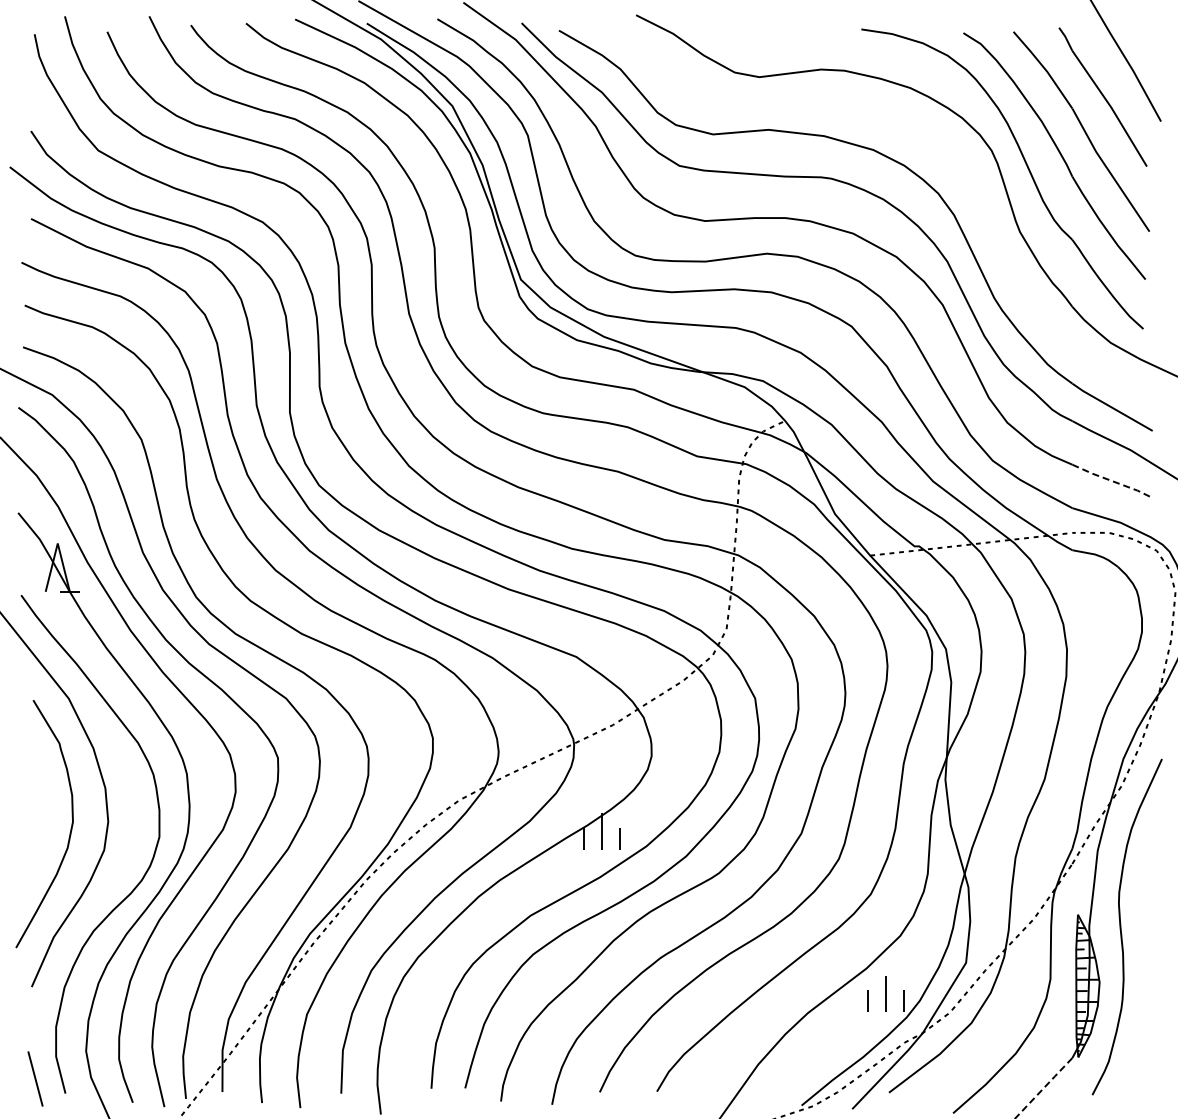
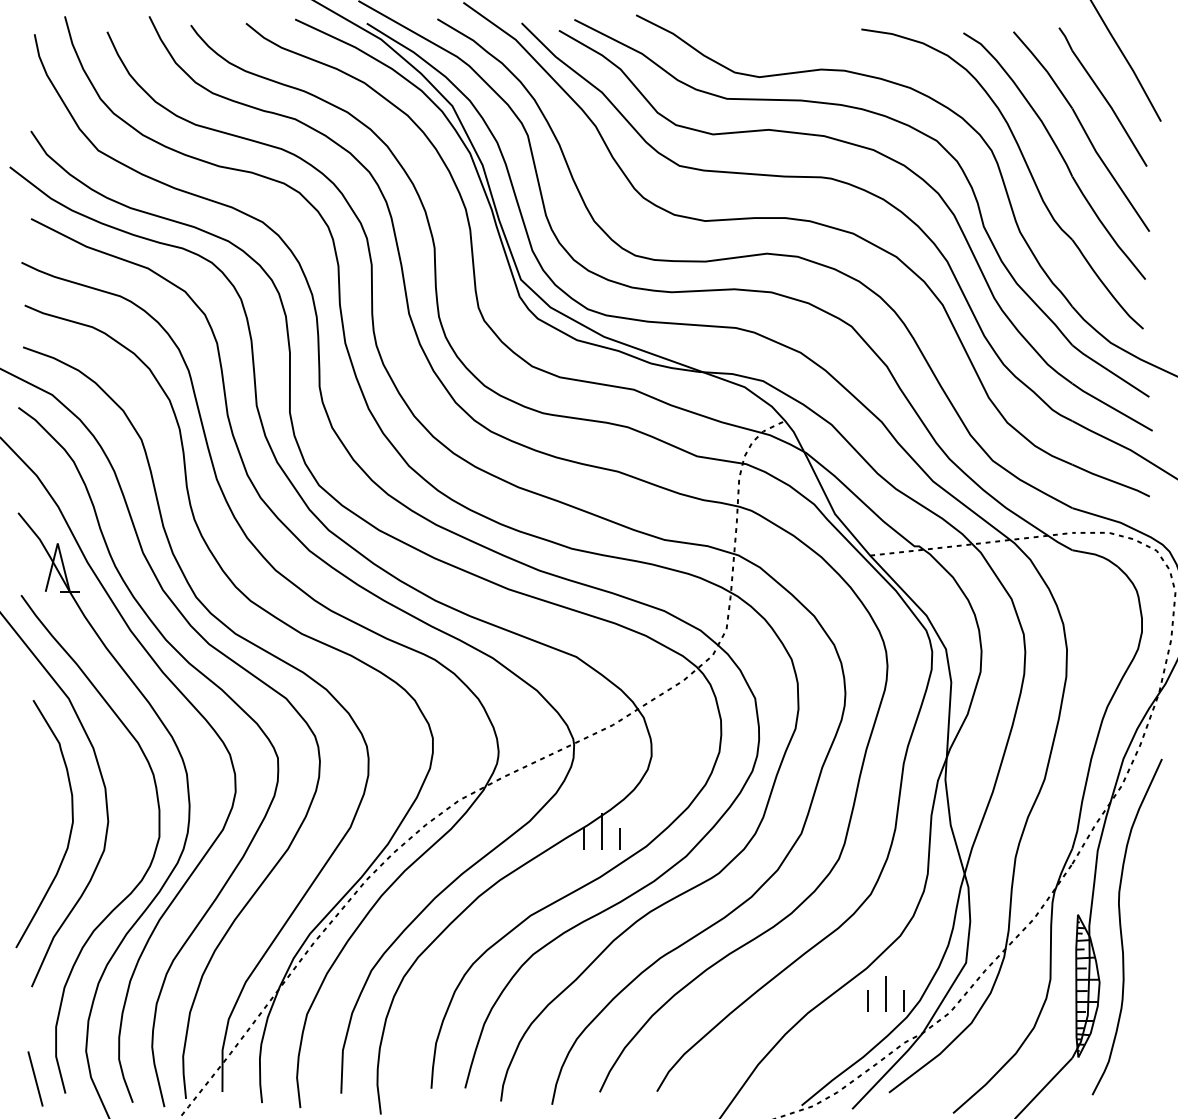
part: none -> present (897, 122)
line: dashed -> solid (1110, 480)
line: dashed -> solid (1044, 1087)
